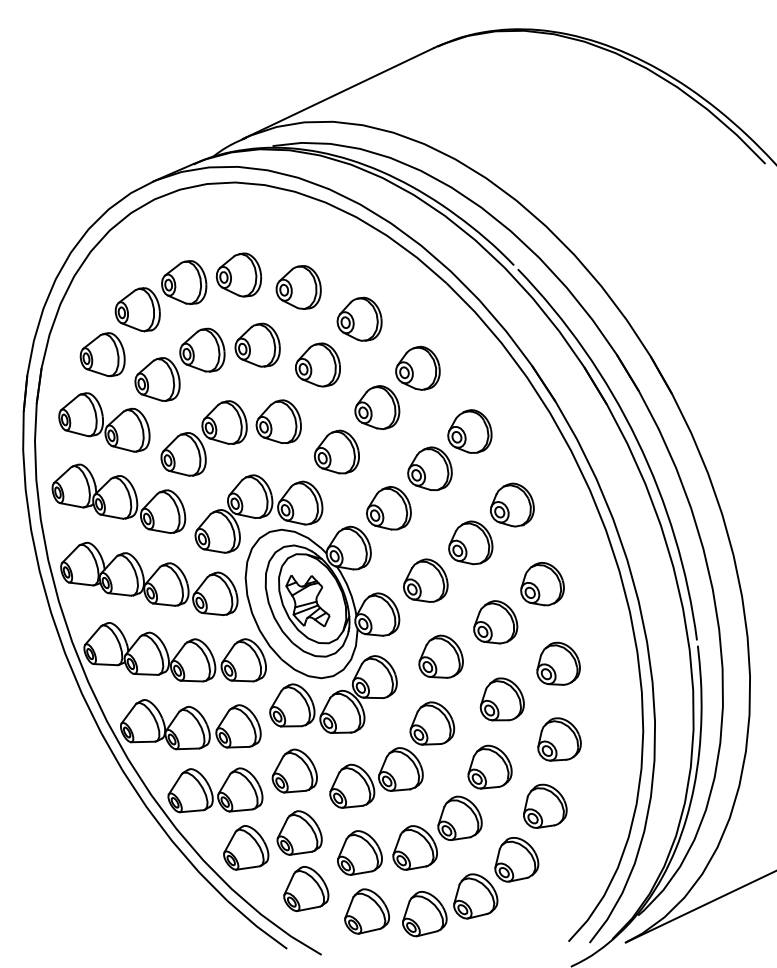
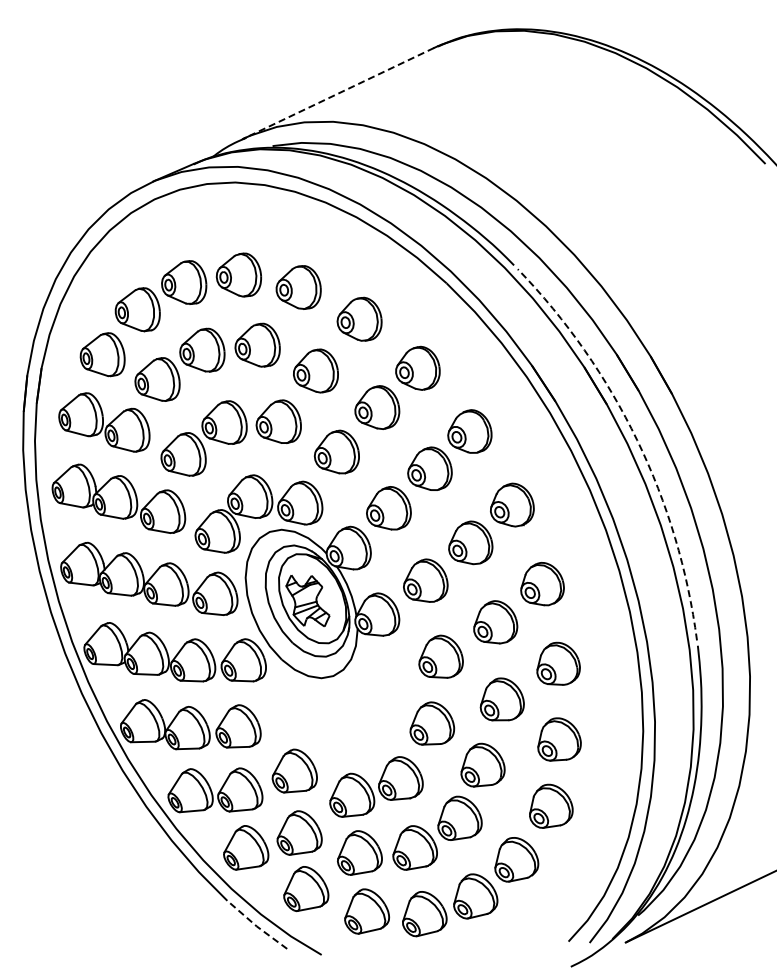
line: solid -> dashed (338, 93)
part position: (317, 364) -> (315, 370) (315, 370)
arc: solid -> dashed (637, 440)
part: present -> none (333, 694)
part position: (489, 766) -> (482, 764) (482, 764)
part position: (376, 777) -> (376, 786) (376, 786)
part position: (545, 805) -> (551, 805) (551, 805)
line: solid -> dashed (256, 925)
